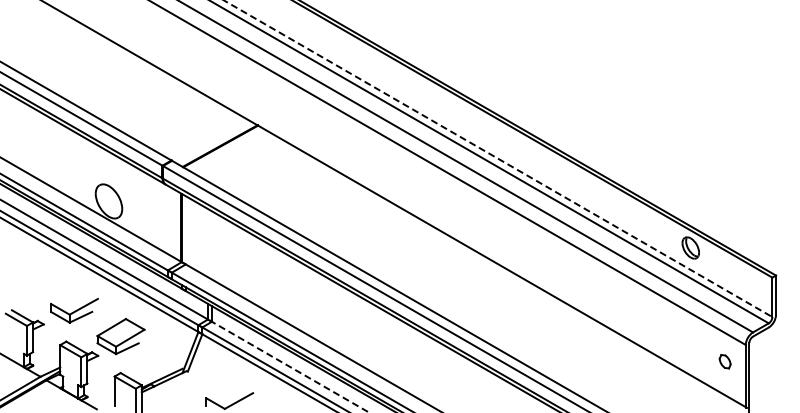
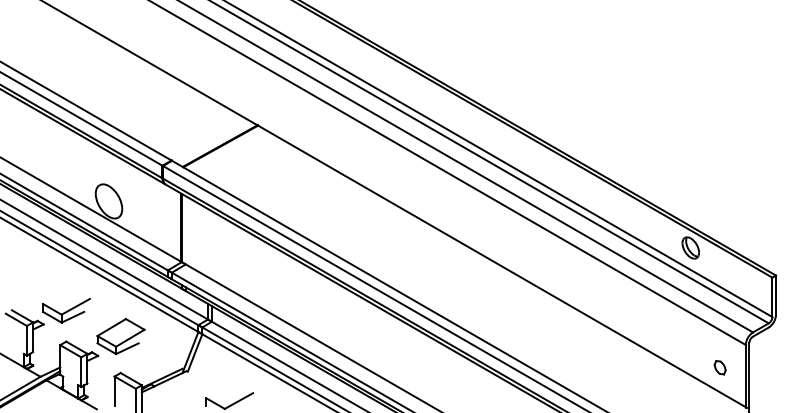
line: dashed -> solid (497, 158)
part position: (74, 310) -> (66, 310) (66, 310)
part position: (724, 361) -> (719, 367) (719, 367)
line: dashed -> solid (288, 366)
